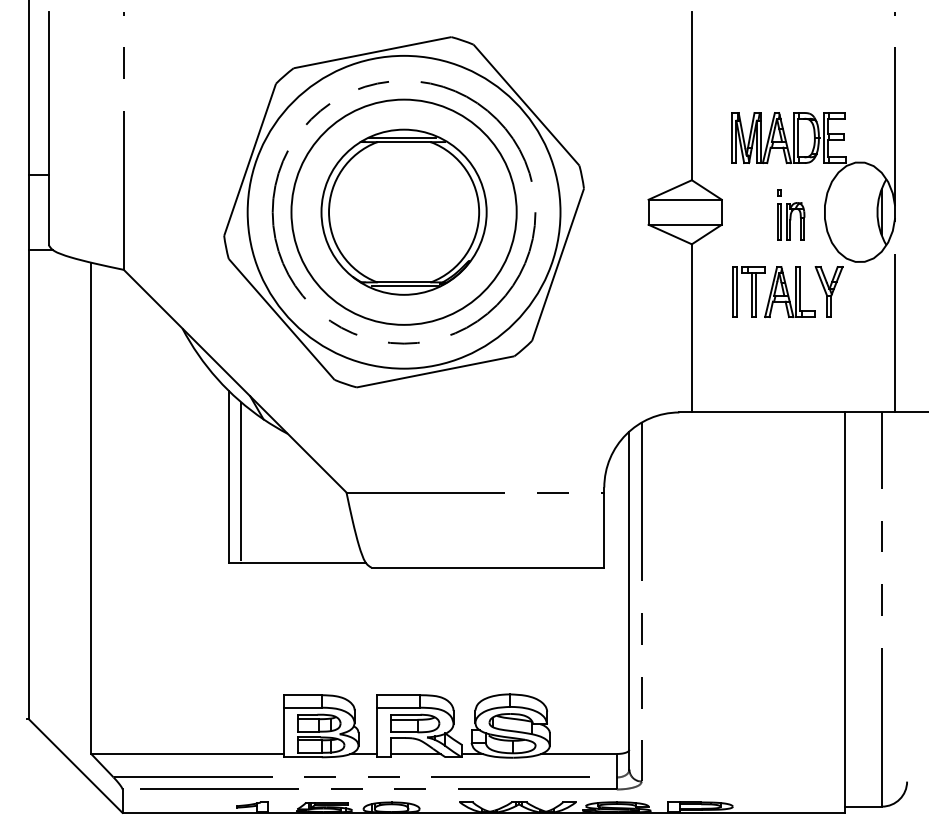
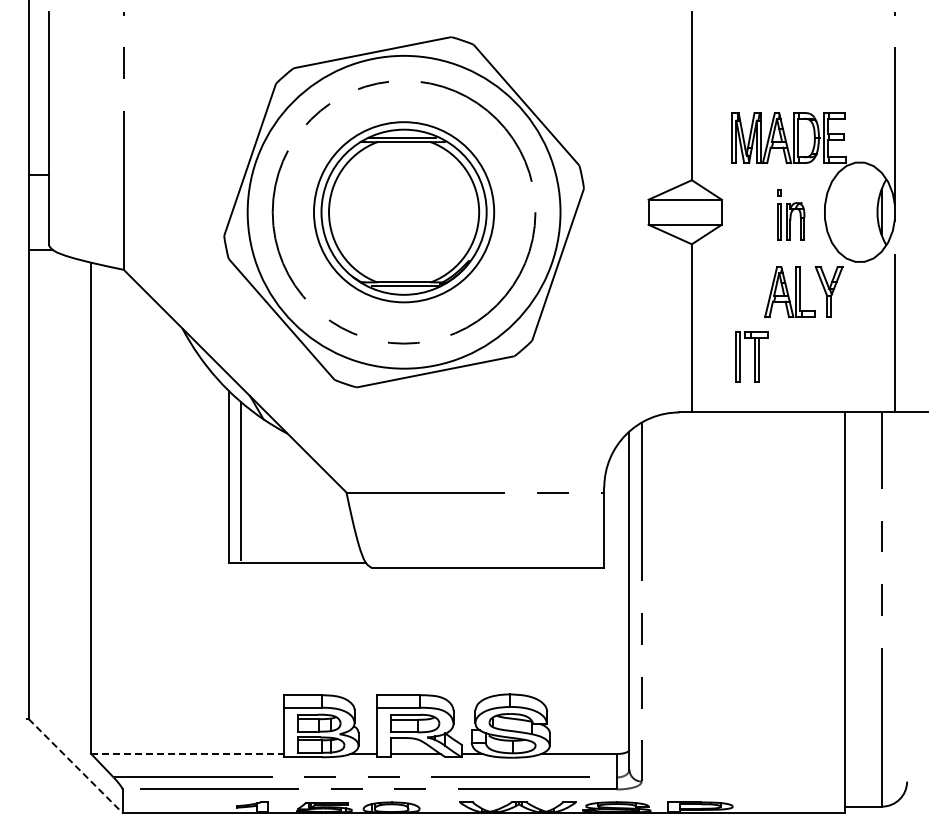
circle diameter: 225 px -> 180 px (404, 212)
part position: (748, 291) -> (751, 356) (751, 356)
line: solid -> dashed (188, 753)
line: solid -> dashed (75, 766)
